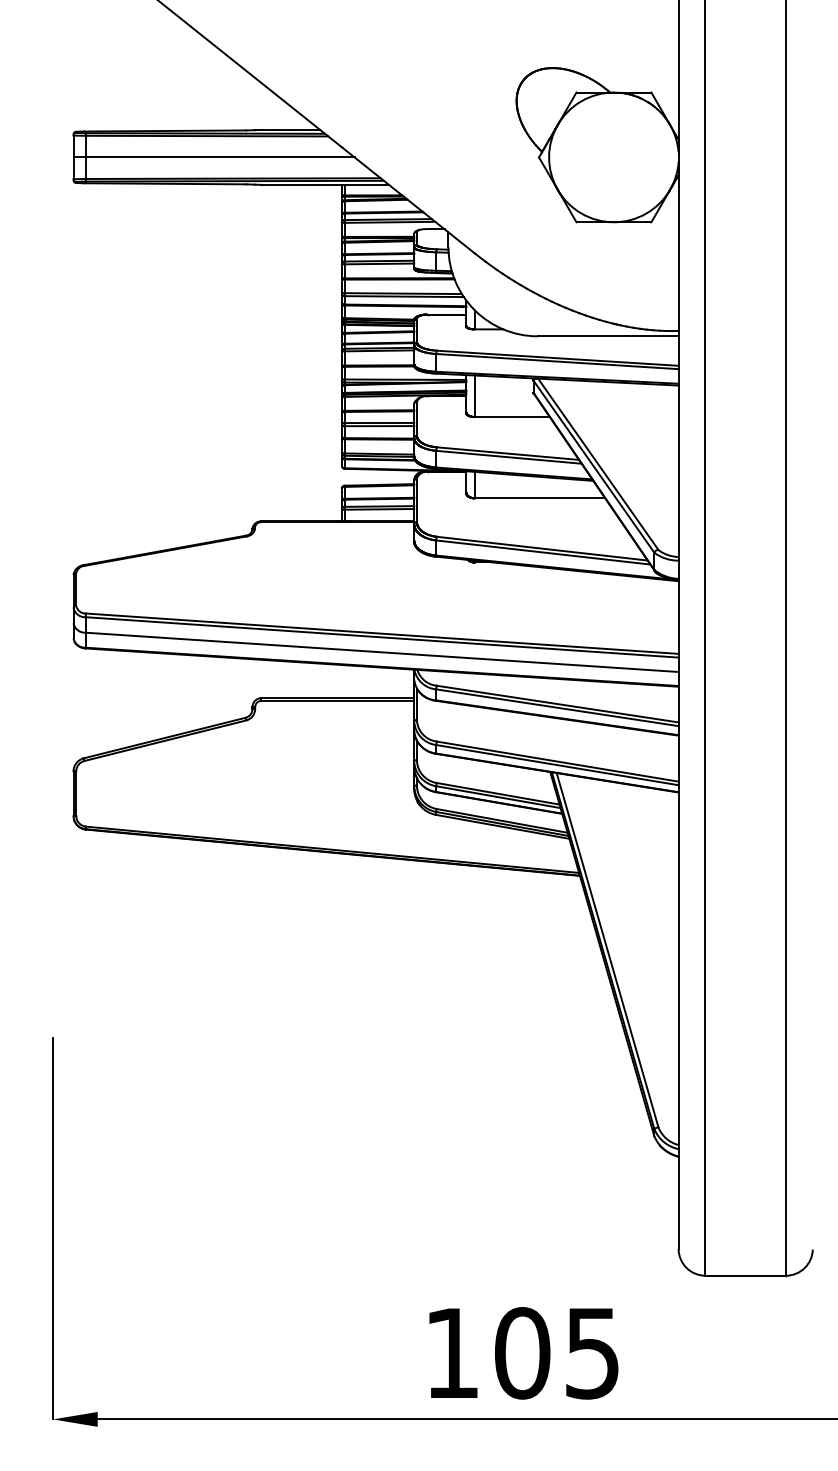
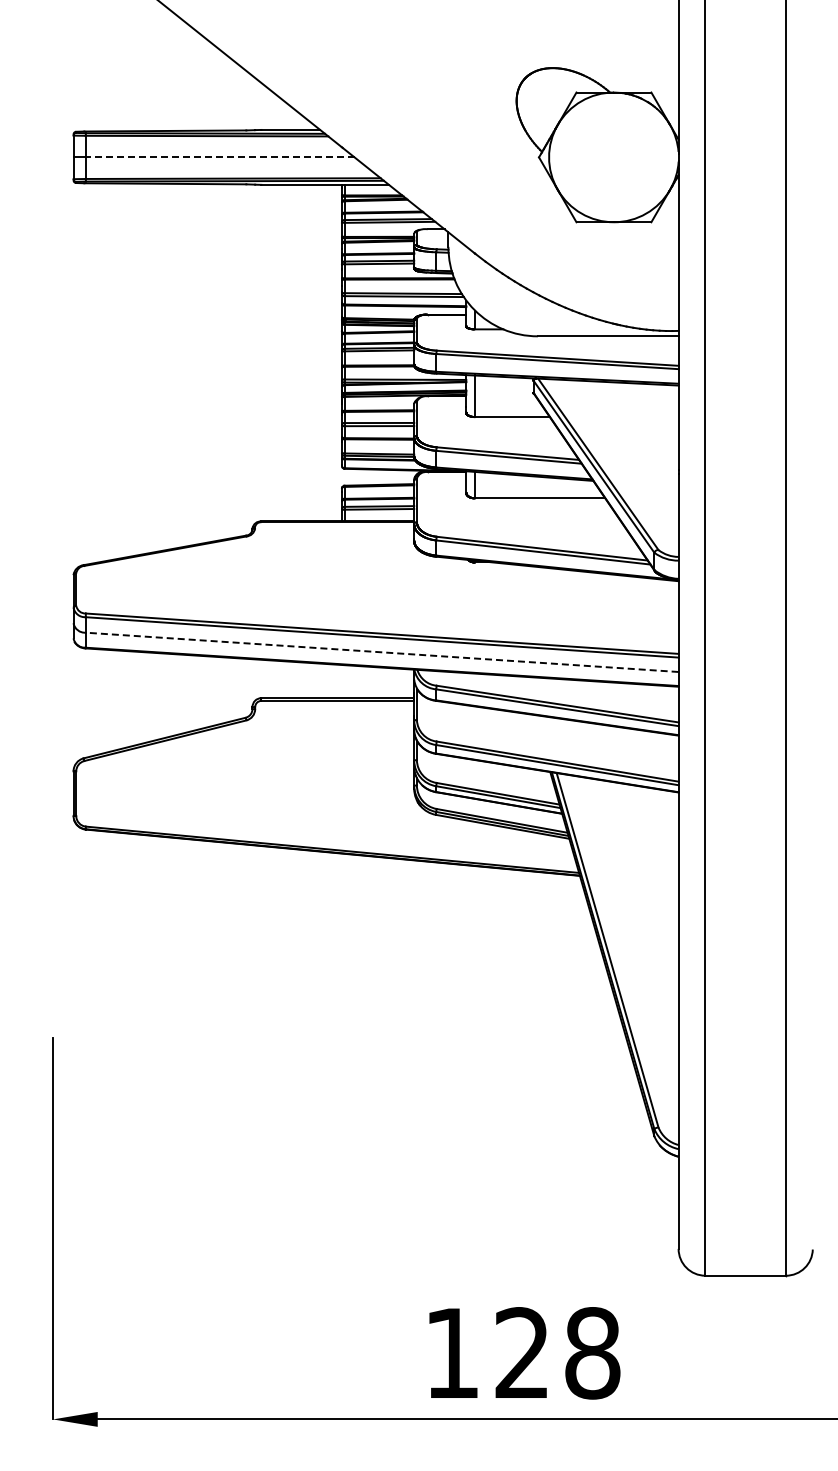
line: solid -> dashed (219, 157)
line: solid -> dashed (381, 652)
text: 105 -> 128 (557, 1353)
